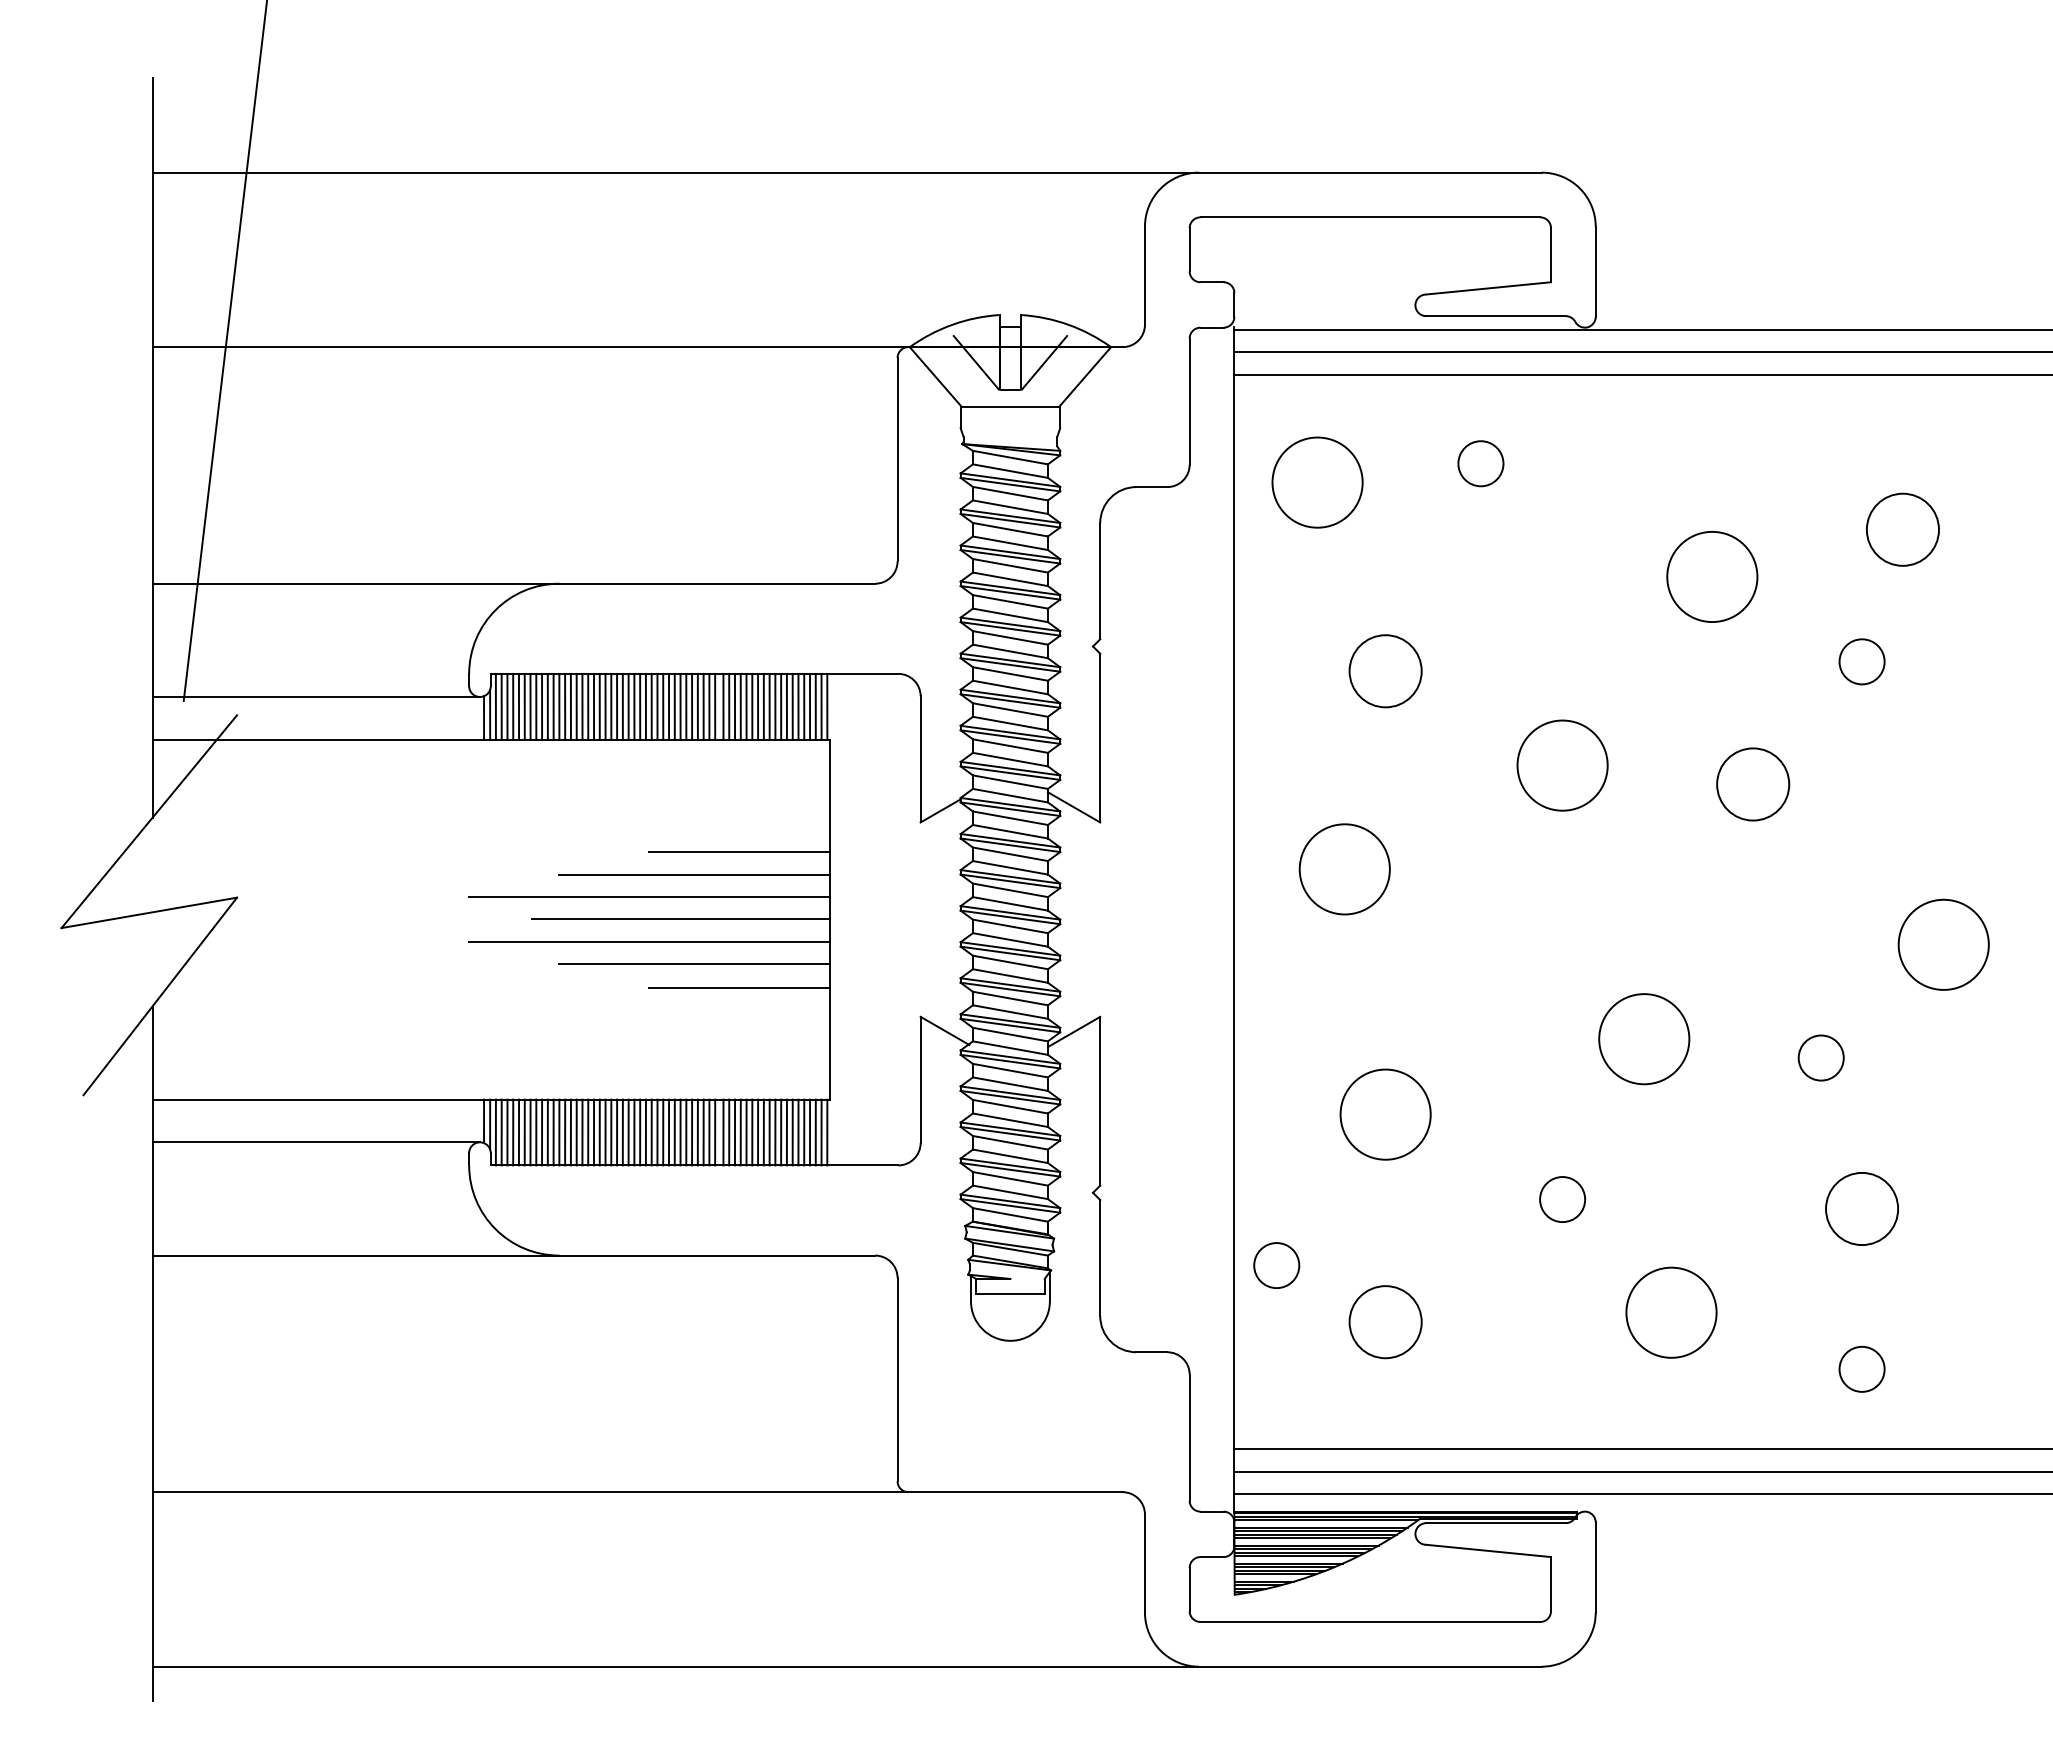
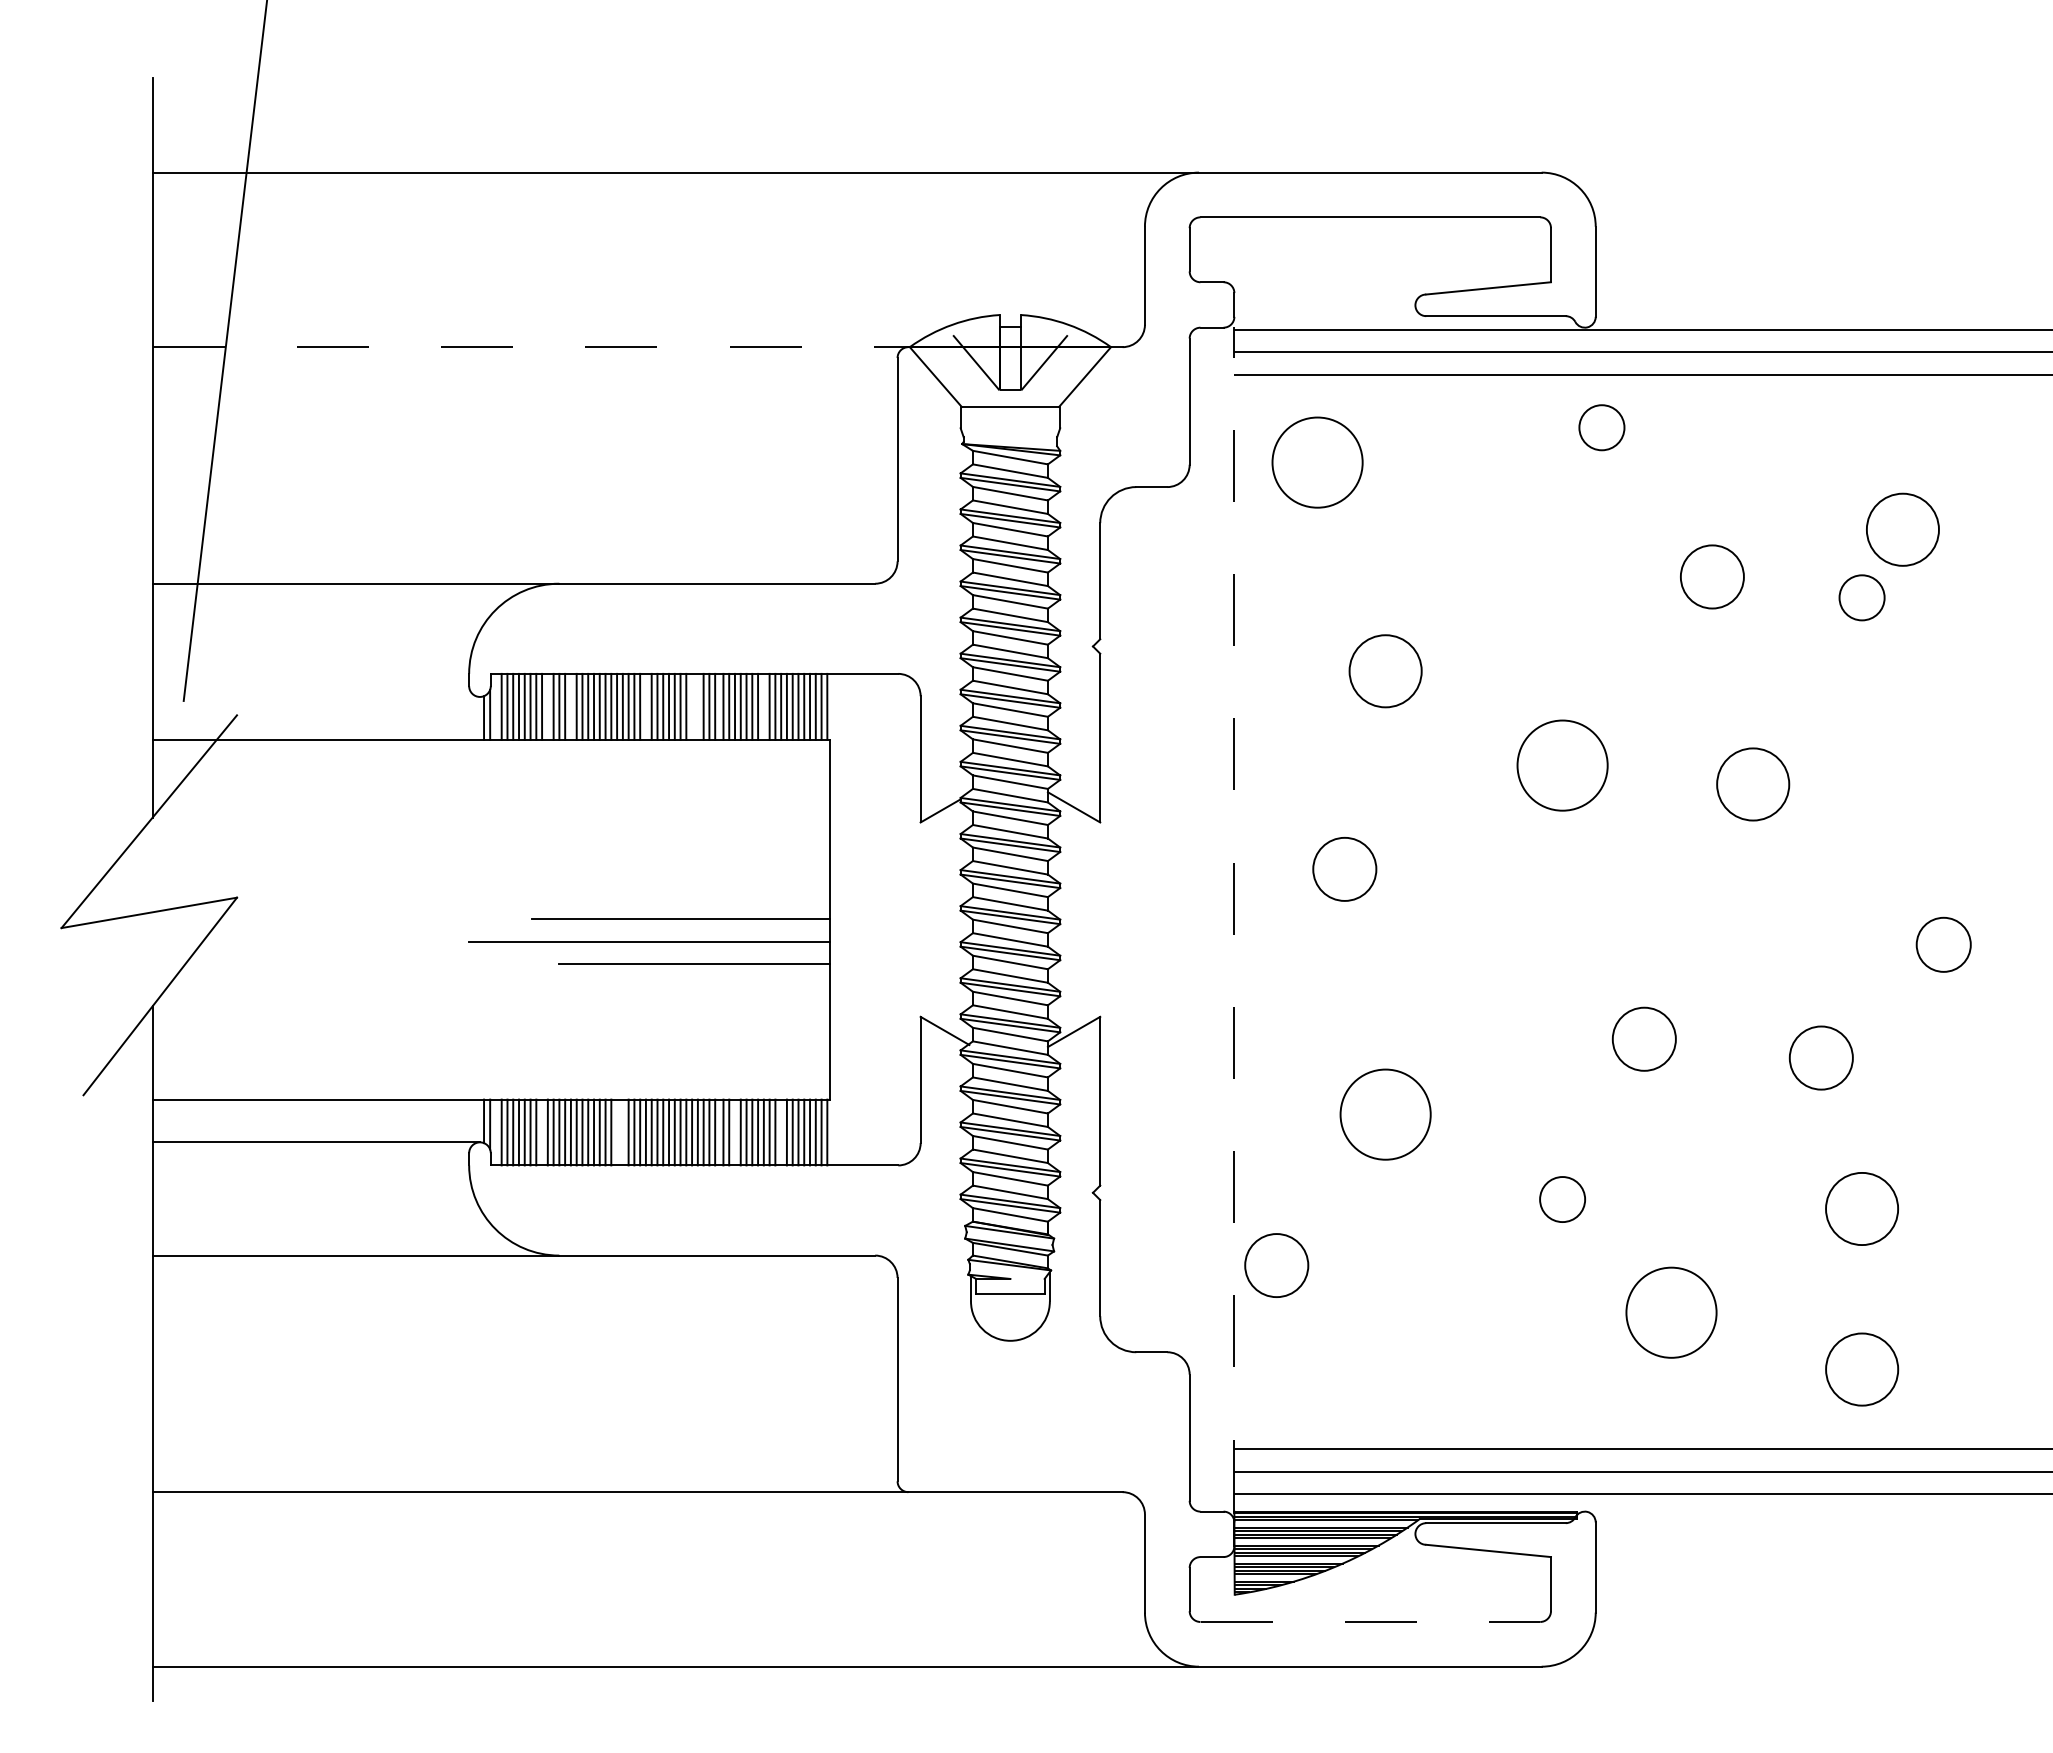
line: solid -> dashed (530, 347)
circle position: (1480, 463) -> (1601, 427) (1601, 427)
circle position: (1317, 482) -> (1317, 462) (1317, 462)
circle size: 93x92 px -> 65x66 px (1712, 576)
circle position: (1861, 661) -> (1861, 597) (1861, 597)
line: present -> none (315, 696)
line: present -> none (495, 706)
line: present -> none (547, 706)
line: present -> none (570, 706)
line: present -> none (645, 706)
line: present -> none (692, 706)
line: present -> none (697, 706)
line: present -> none (763, 706)
line: present -> none (739, 852)
circle diameter: 90 px -> 63 px (1344, 868)
line: present -> none (694, 874)
line: present -> none (648, 896)
line: solid -> dashed (1234, 919)
circle diameter: 90 px -> 54 px (1943, 944)
line: present -> none (739, 987)
circle size: 93x93 px -> 66x66 px (1643, 1038)
circle size: 48x48 px -> 66x66 px (1820, 1057)
line: present -> none (495, 1132)
line: present -> none (542, 1132)
line: present -> none (617, 1132)
line: present -> none (622, 1132)
line: present -> none (734, 1132)
line: present -> none (781, 1132)
circle diameter: 45 px -> 63 px (1276, 1265)
circle: present -> none (1385, 1322)
circle size: 48x48 px -> 75x75 px (1862, 1369)
line: solid -> dashed (1370, 1621)
